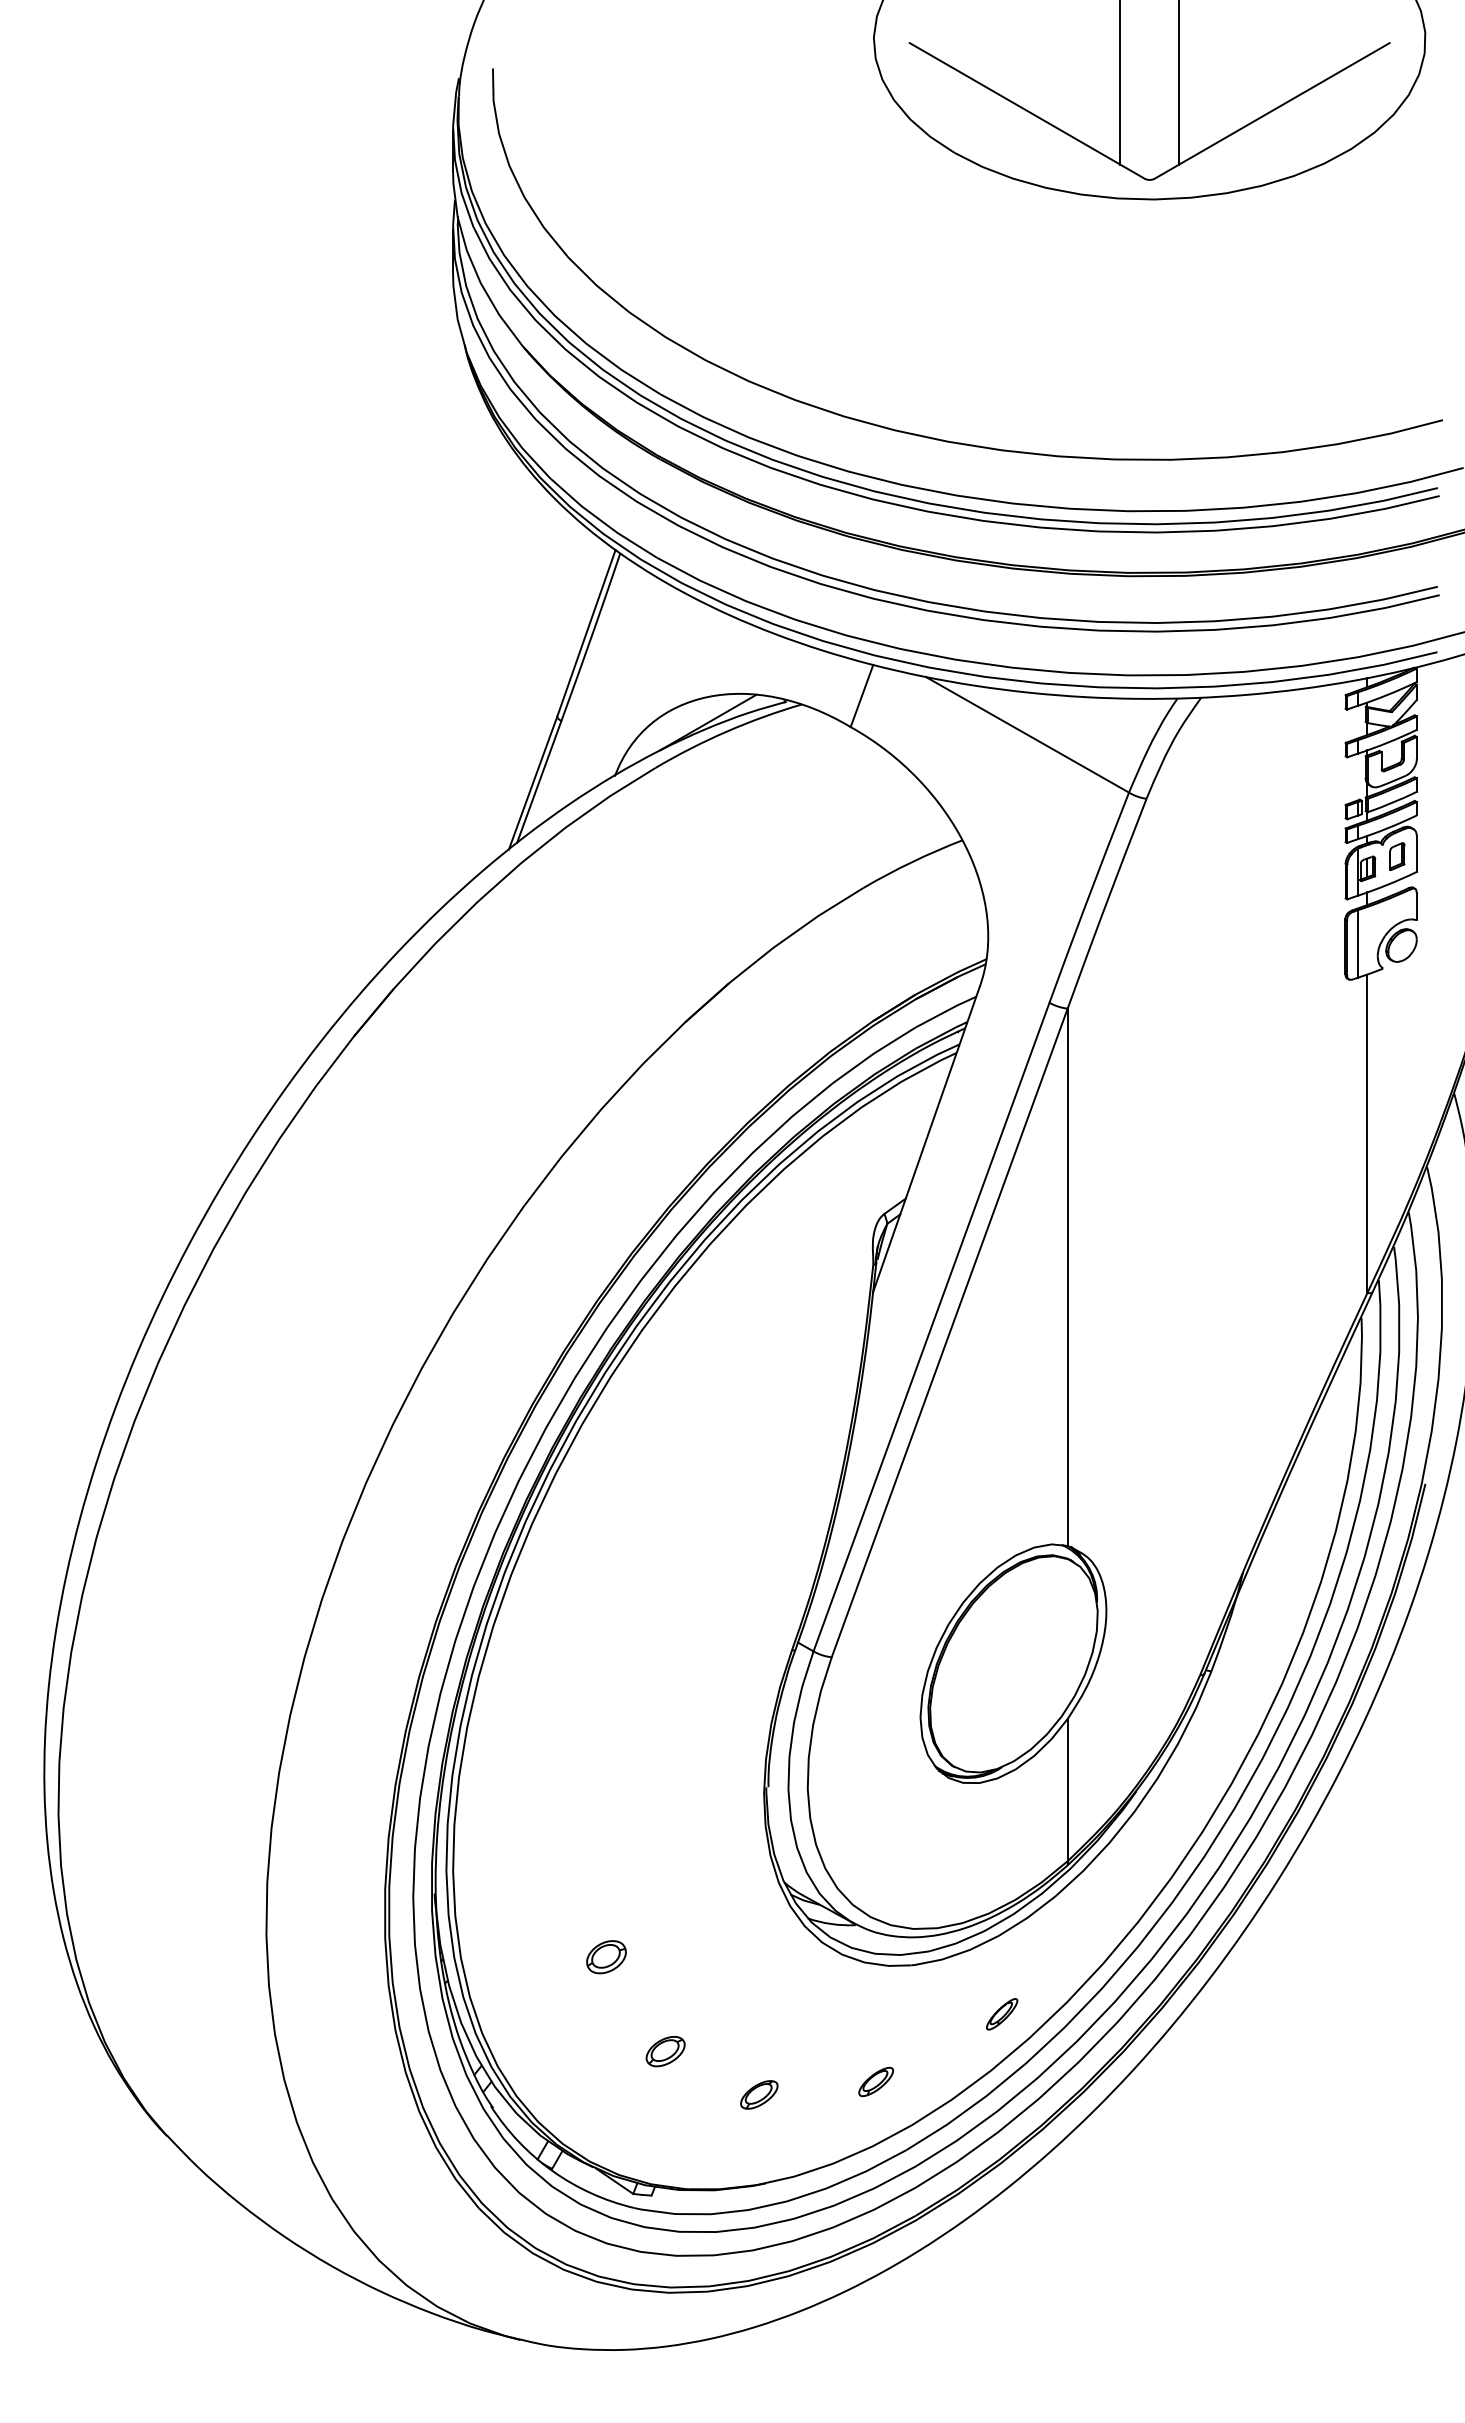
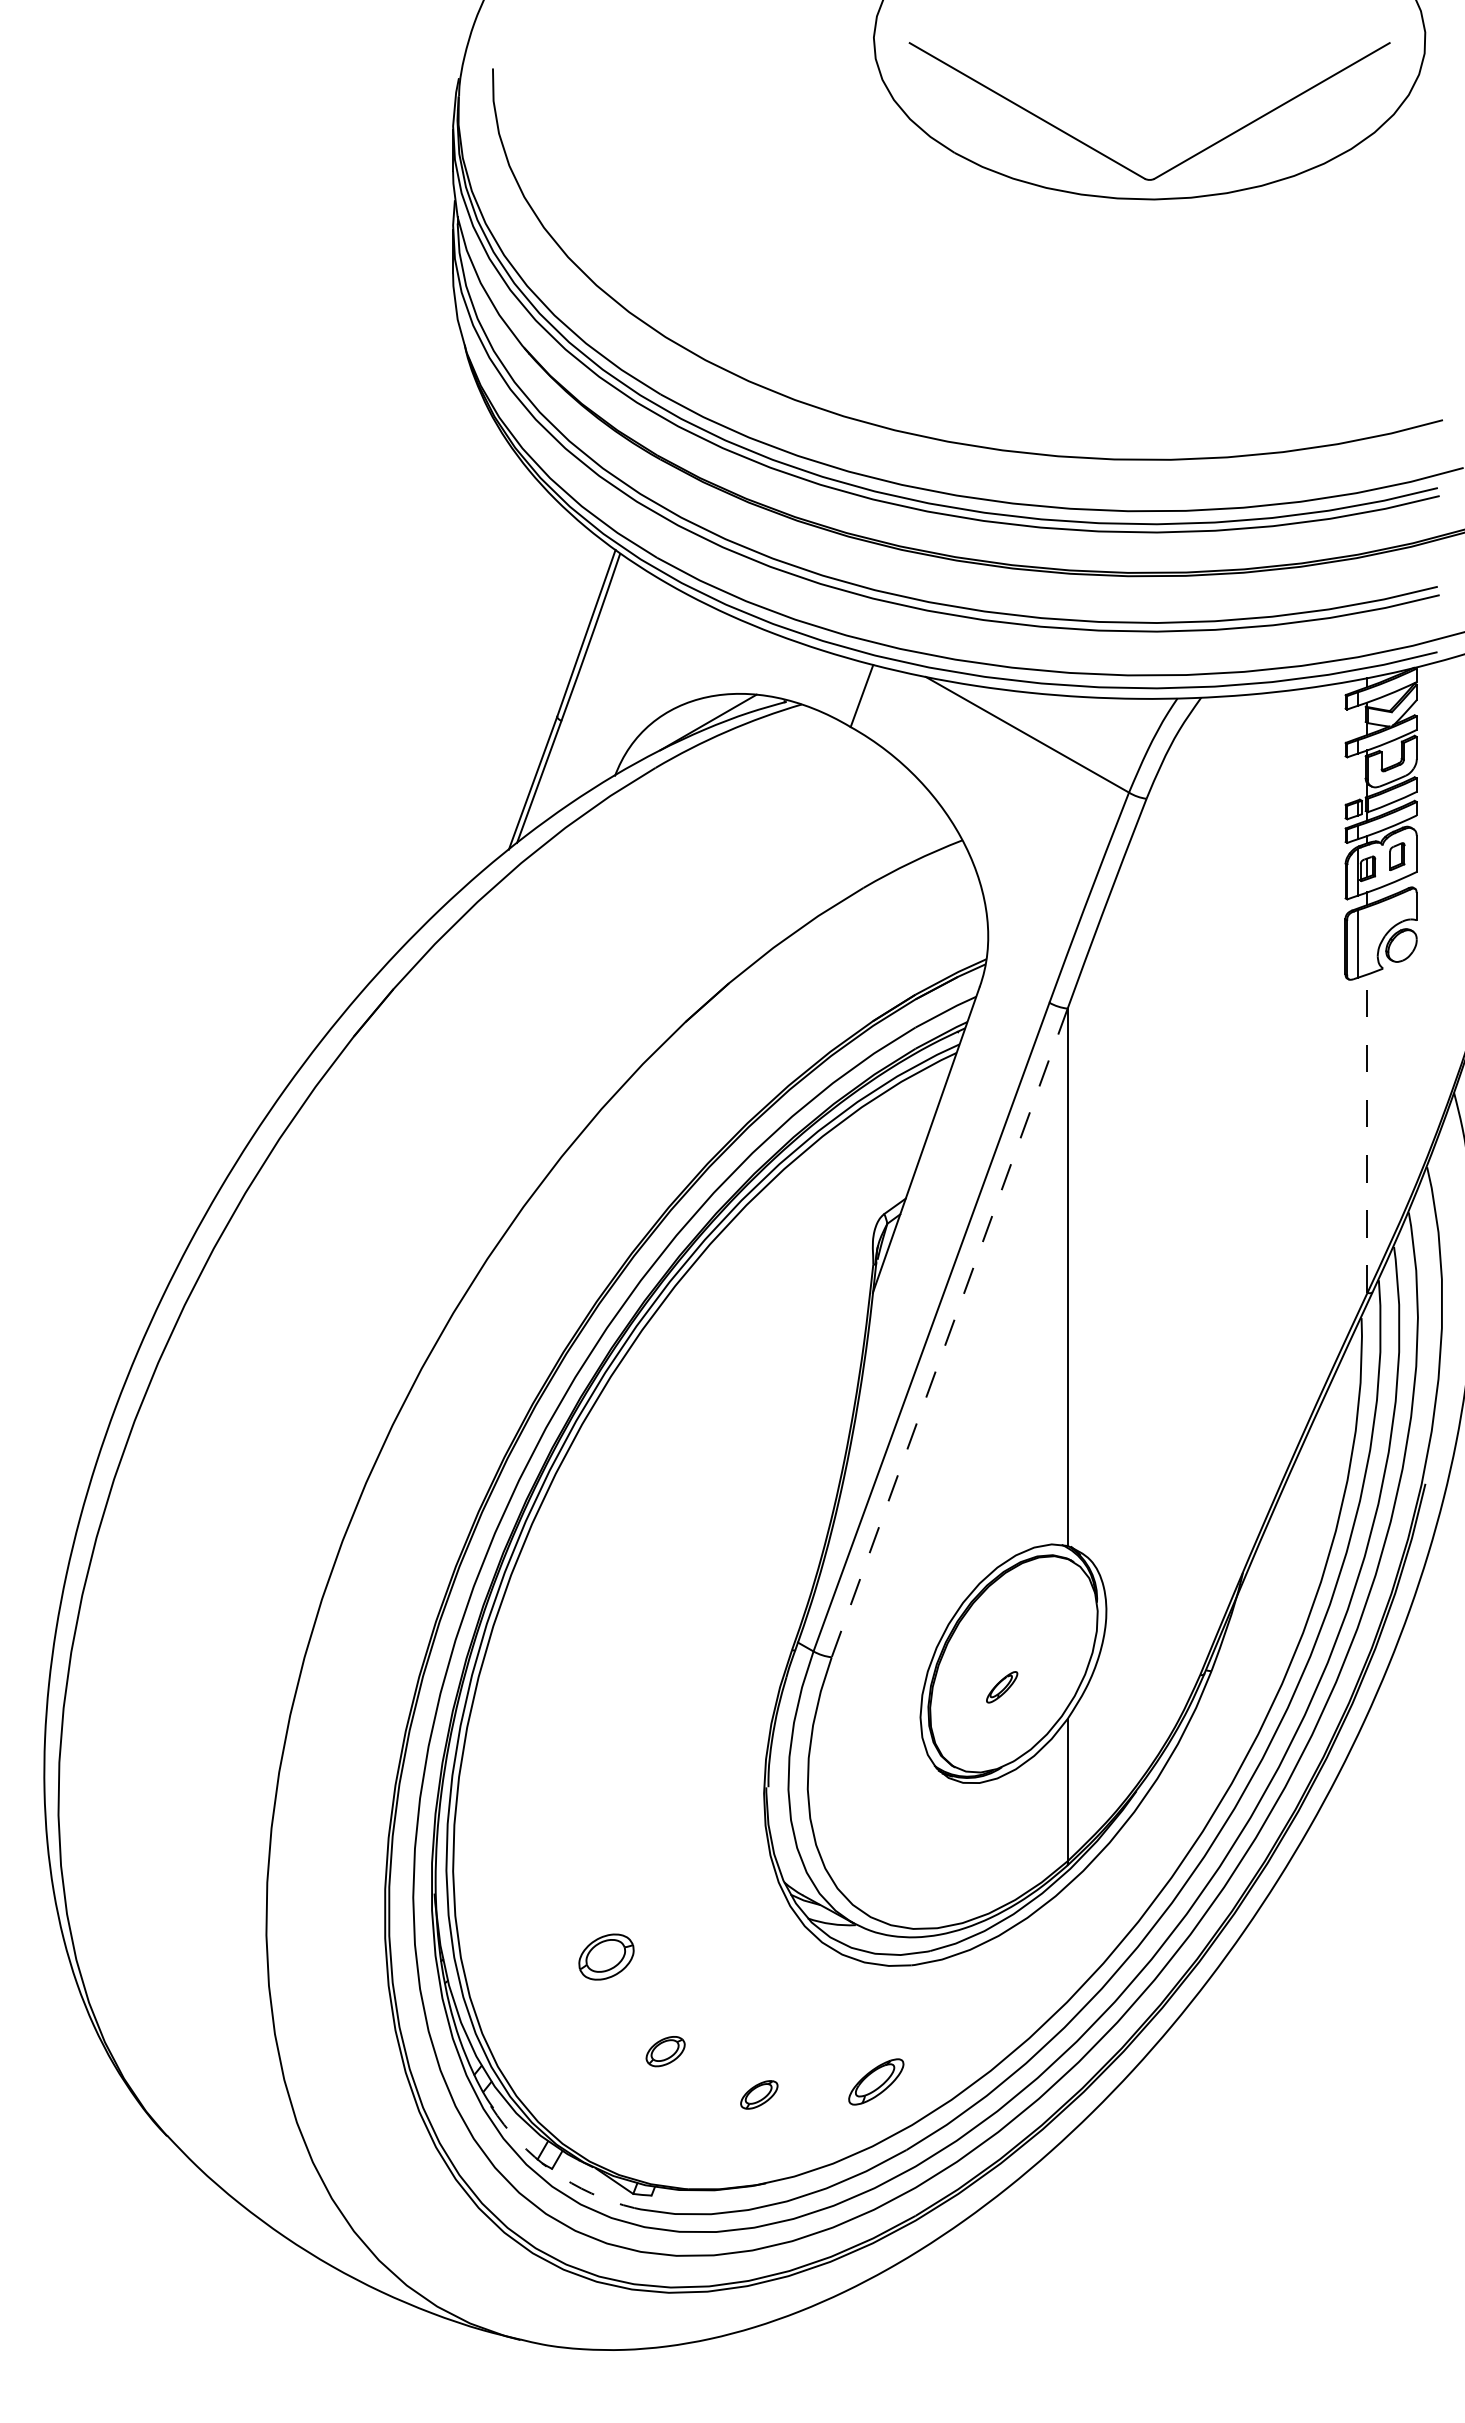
line: present -> none (1120, 83)
line: present -> none (1178, 83)
line: solid -> dashed (1367, 1133)
line: solid -> dashed (949, 1333)
part size: 41x35 px -> 57x48 px (606, 1956)
part position: (1002, 2014) -> (1002, 1687) (1002, 1687)
part size: 36x32 px -> 57x48 px (876, 2081)
arc: solid -> dashed (552, 2171)
